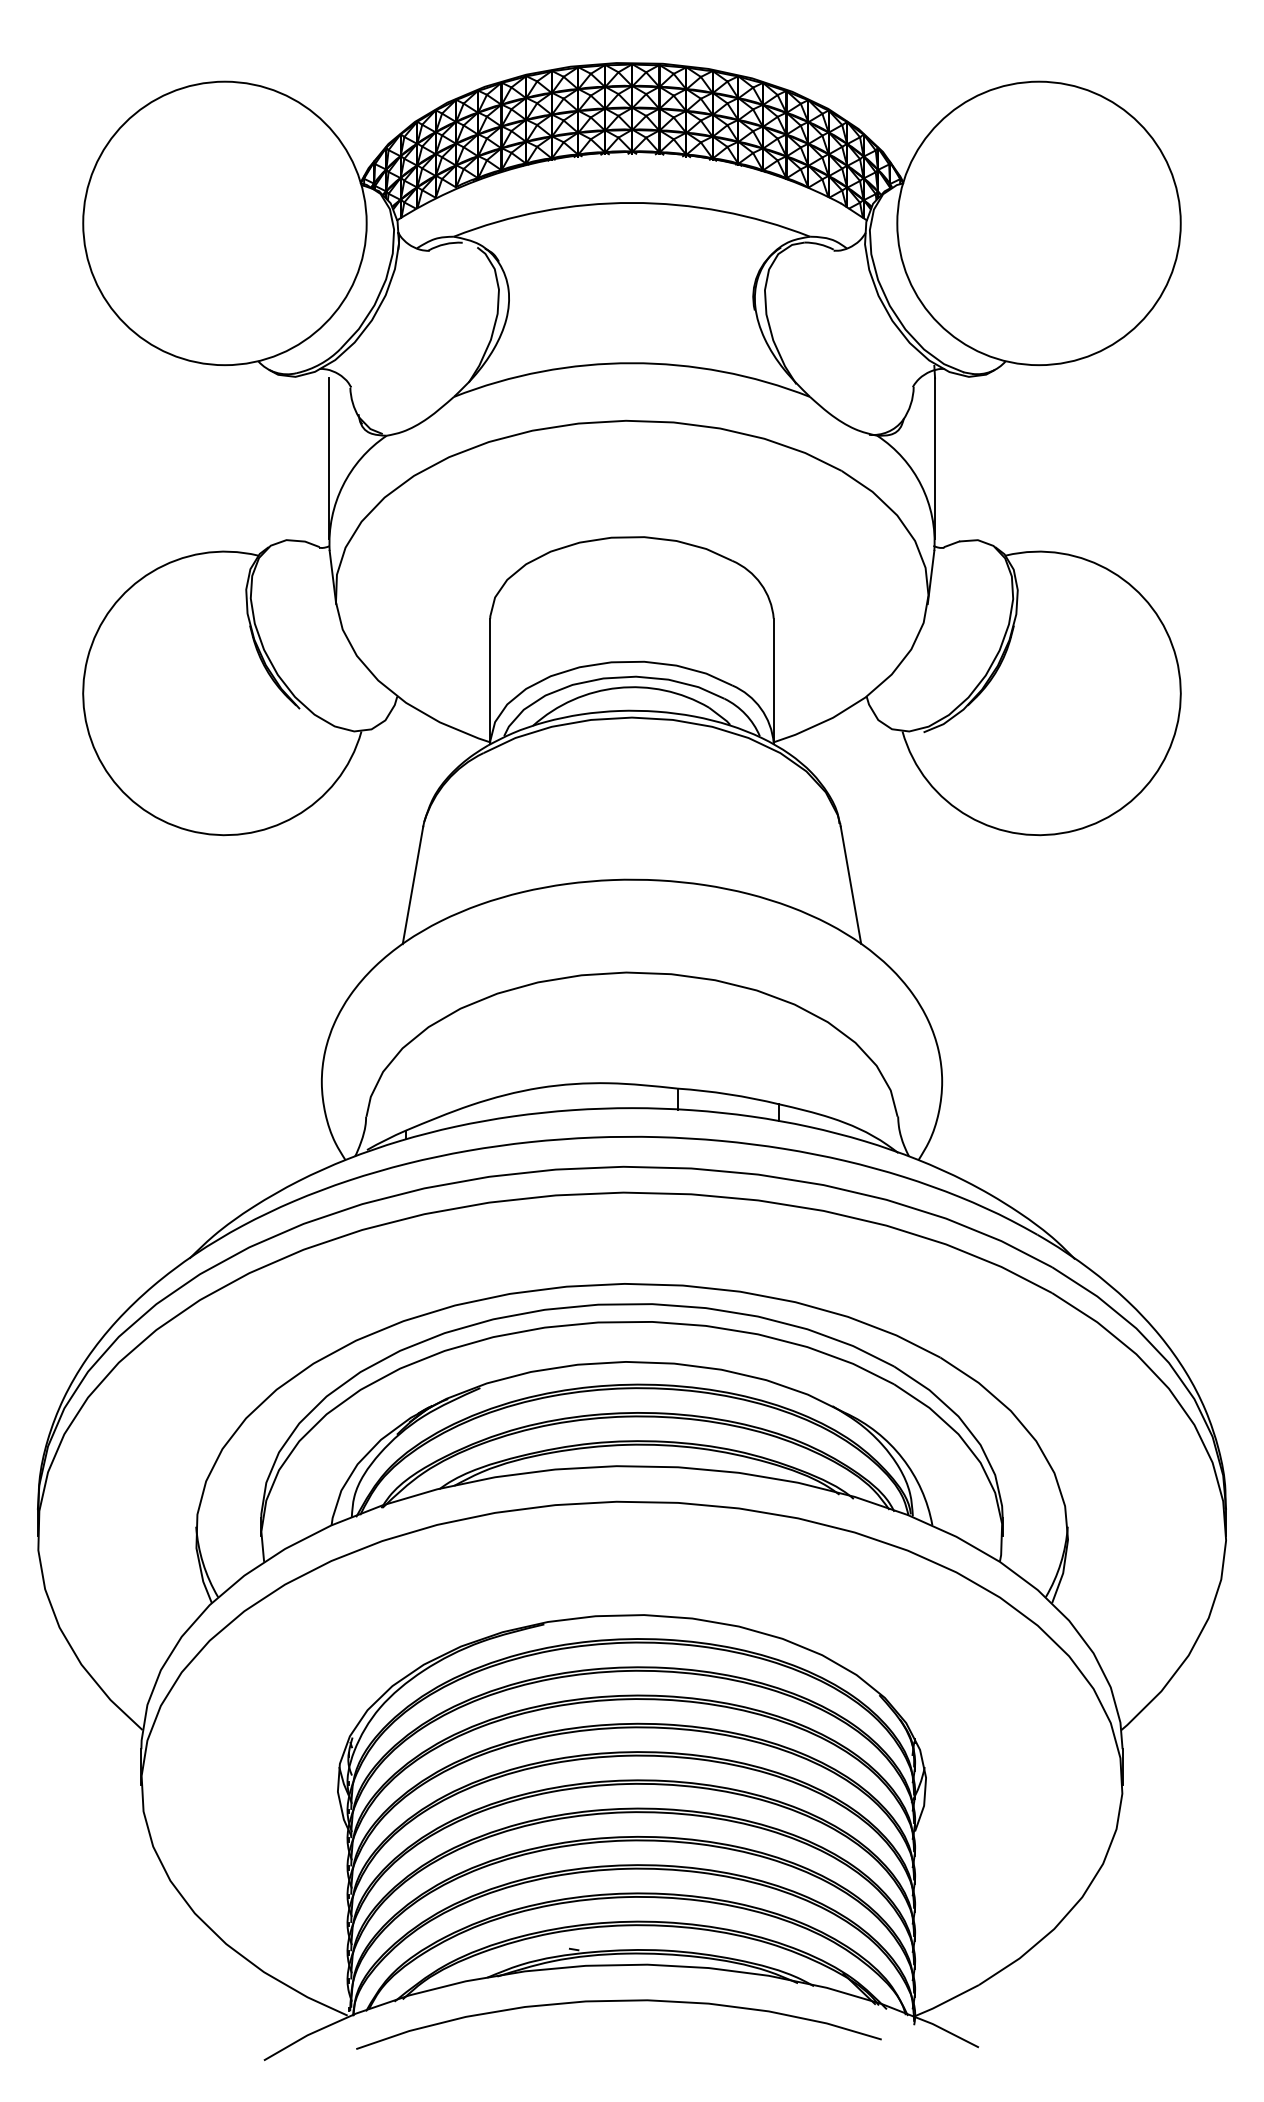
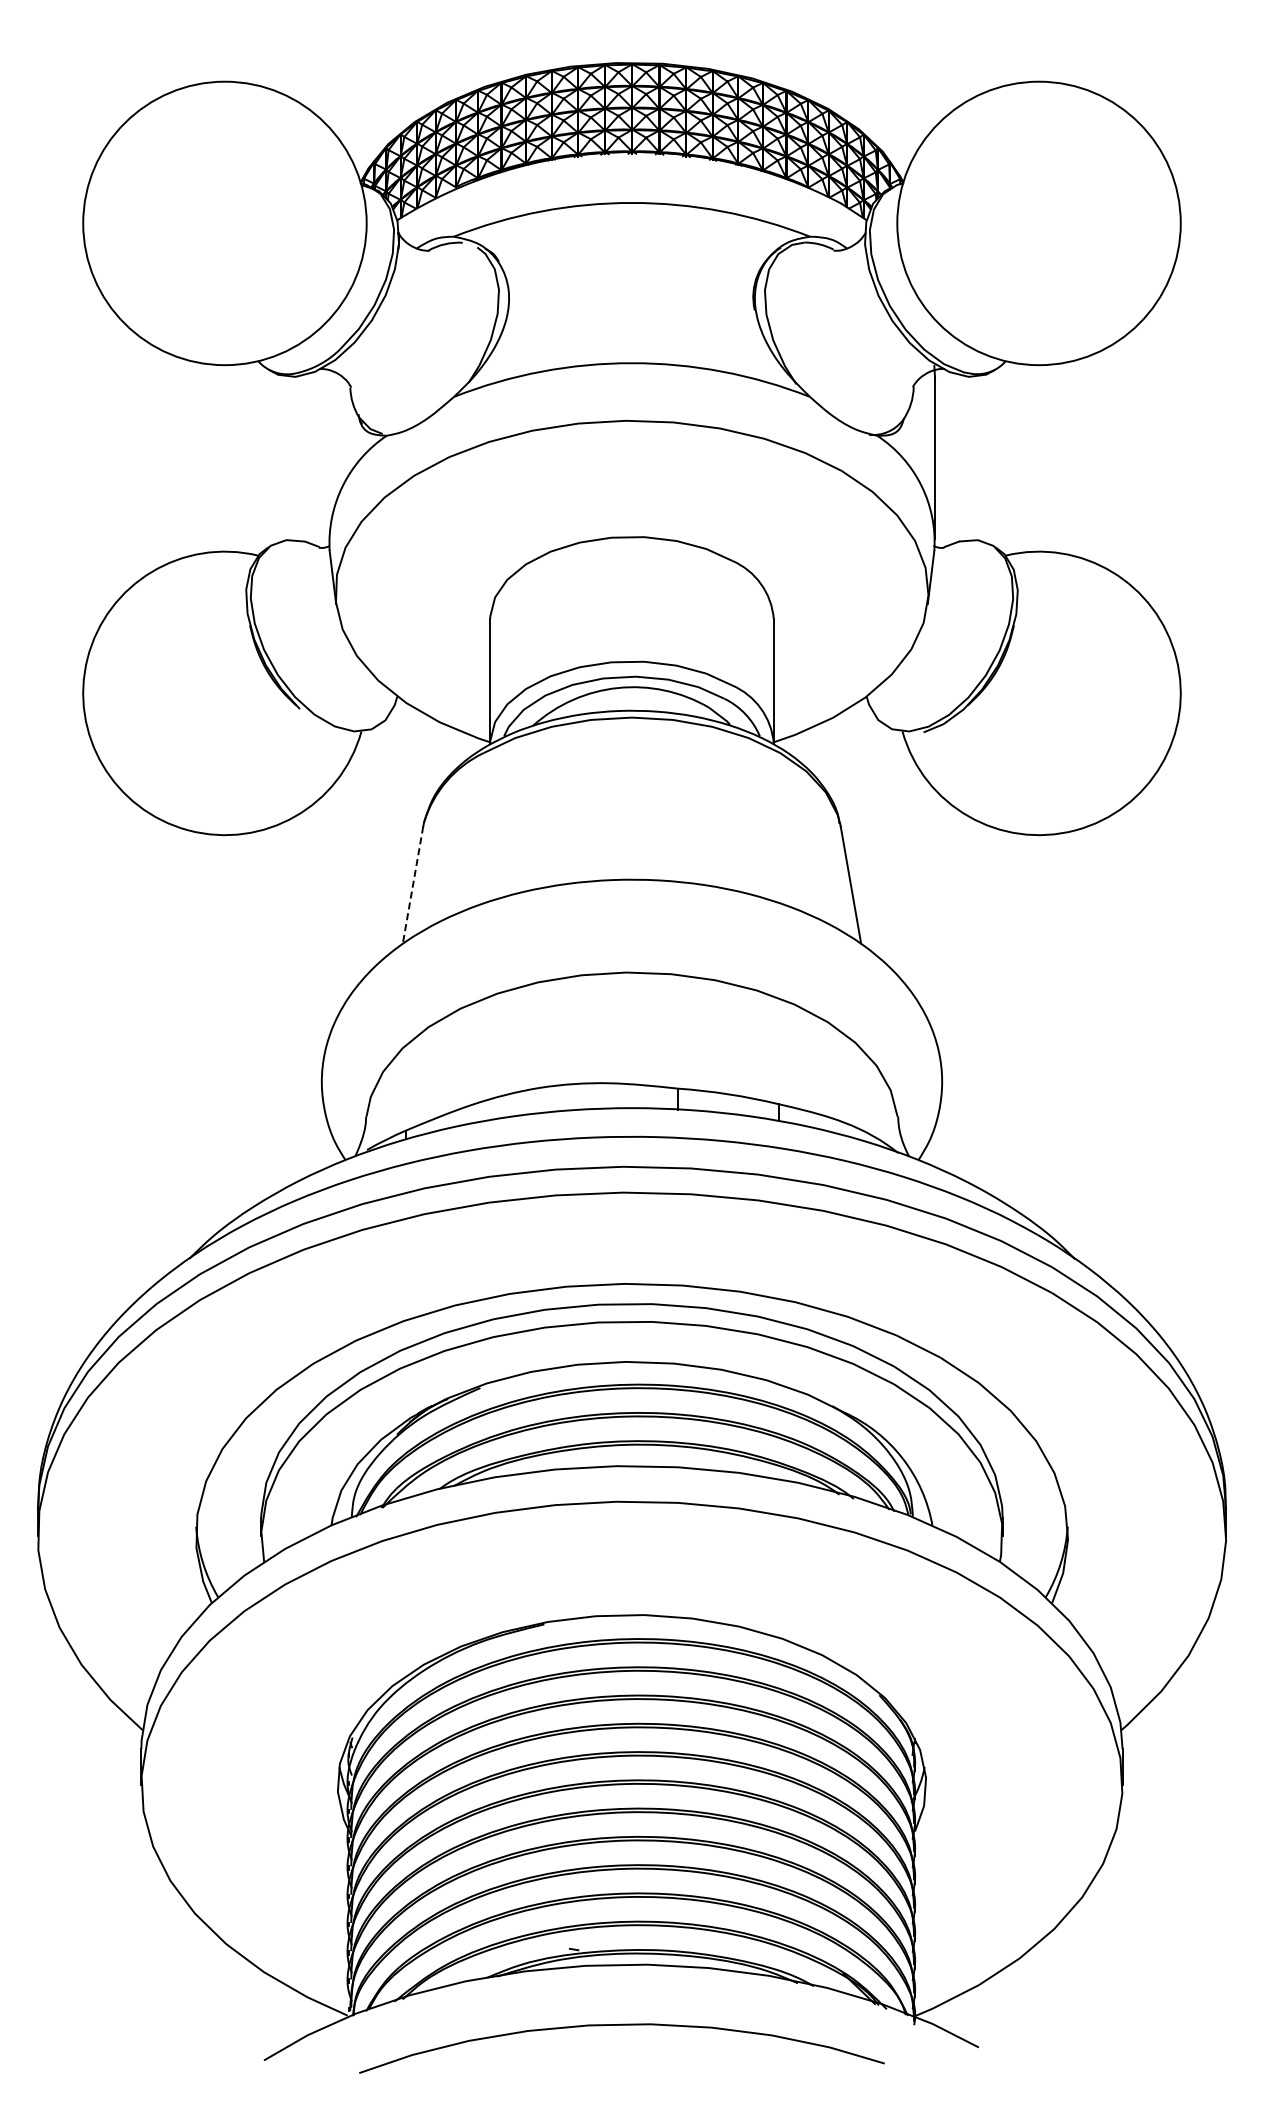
line: present -> none (328, 458)
line: solid -> dashed (413, 885)
curve position: (618, 2001) -> (621, 2025) (621, 2025)
